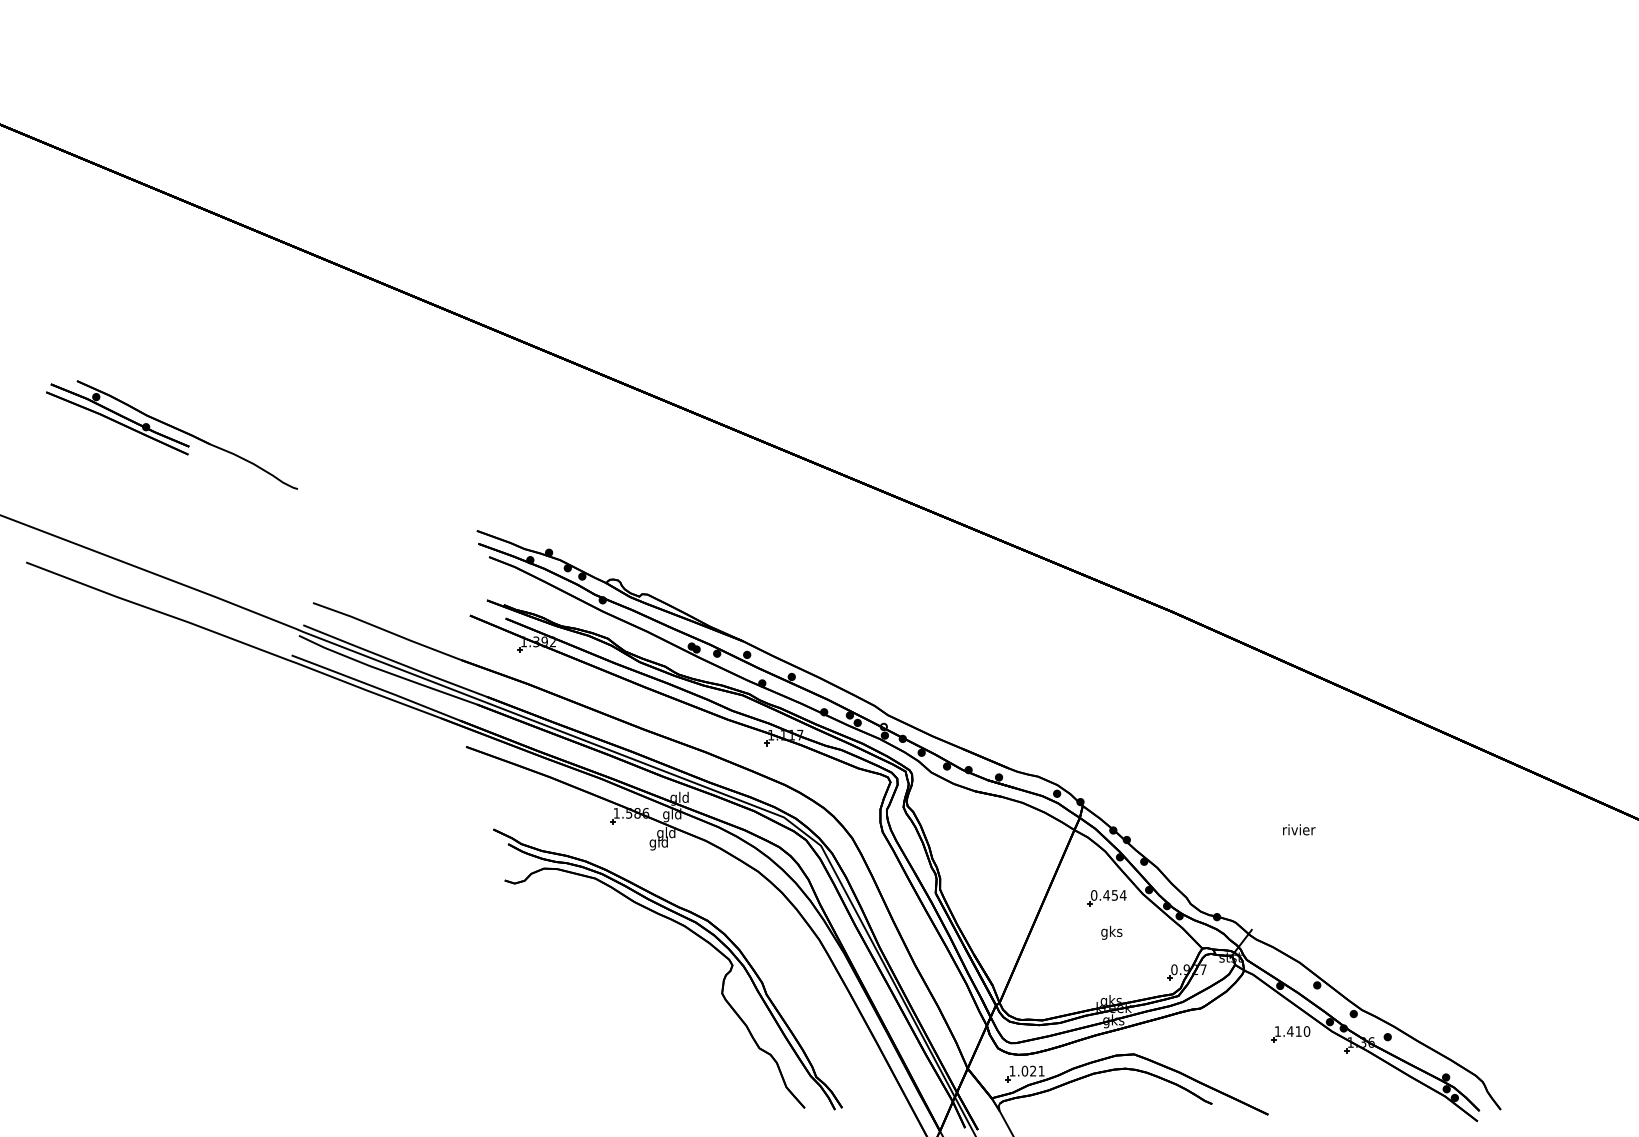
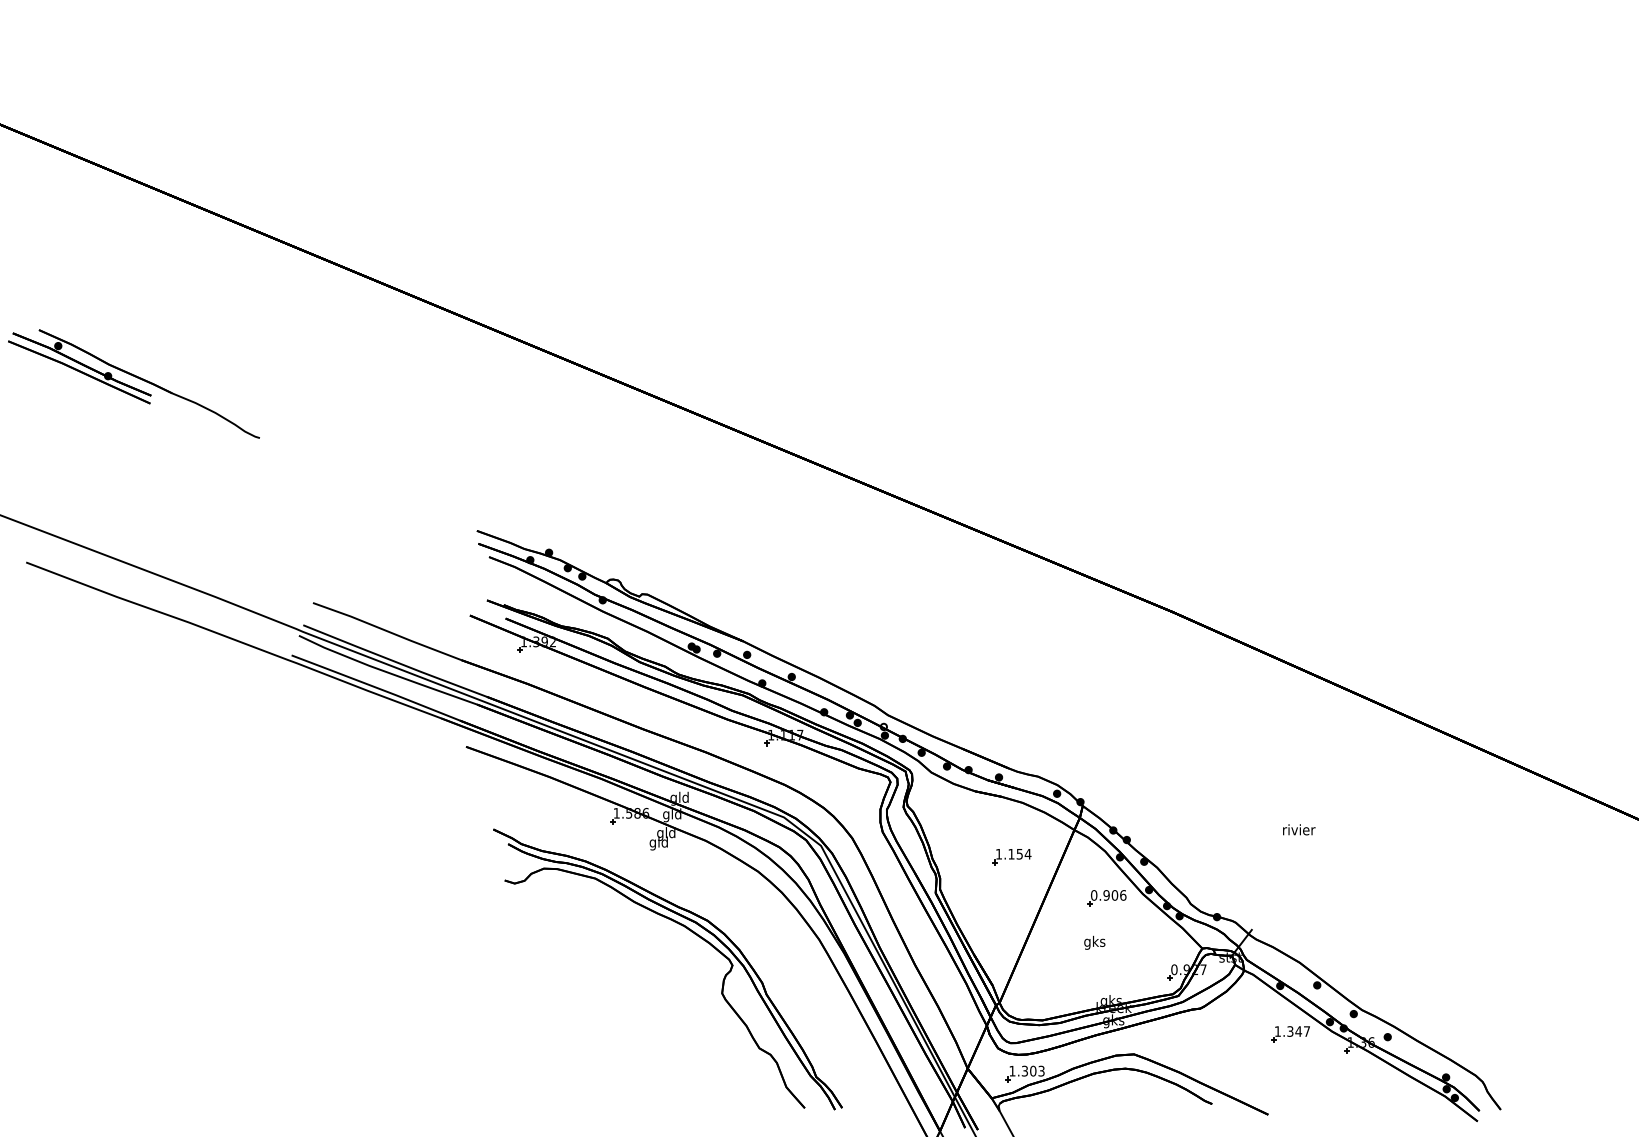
part position: (171, 434) -> (133, 383) (133, 383)
part: none -> present (1011, 857)
text: 0.454 -> 0.906 (1114, 895)
text position: (1111, 932) -> (1094, 942) (1094, 942)
text: 1.410 -> 1.347 (1298, 1031)
text: 1.021 -> 1.303 (1032, 1070)
